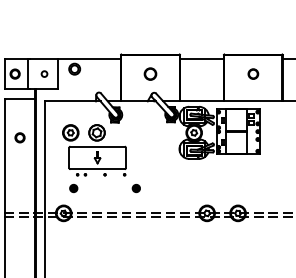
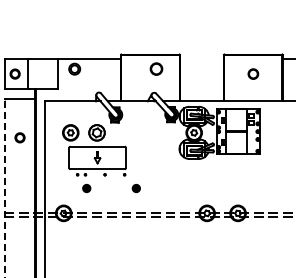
line: present -> none (201, 59)
circle: present -> none (44, 73)
part position: (150, 73) -> (156, 68) (156, 68)
line: solid -> dashed (5, 187)
part position: (73, 188) -> (86, 188) (86, 188)
